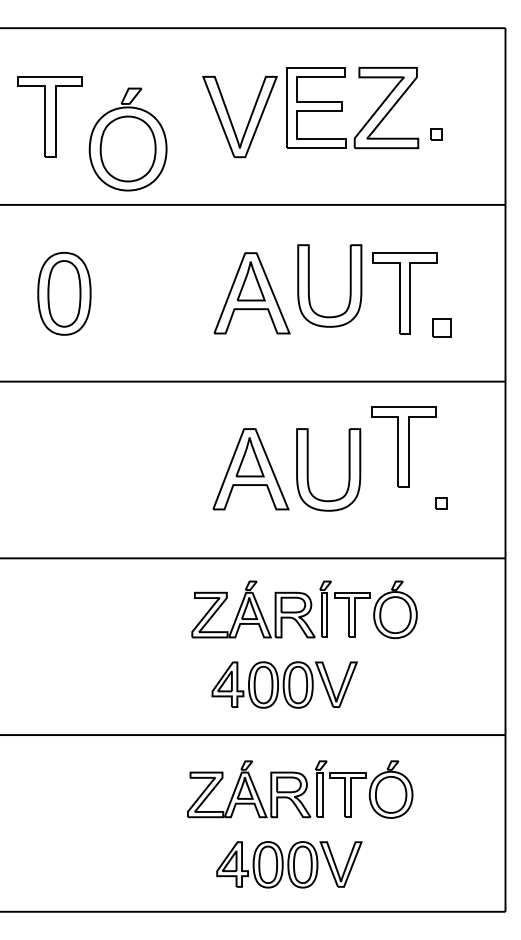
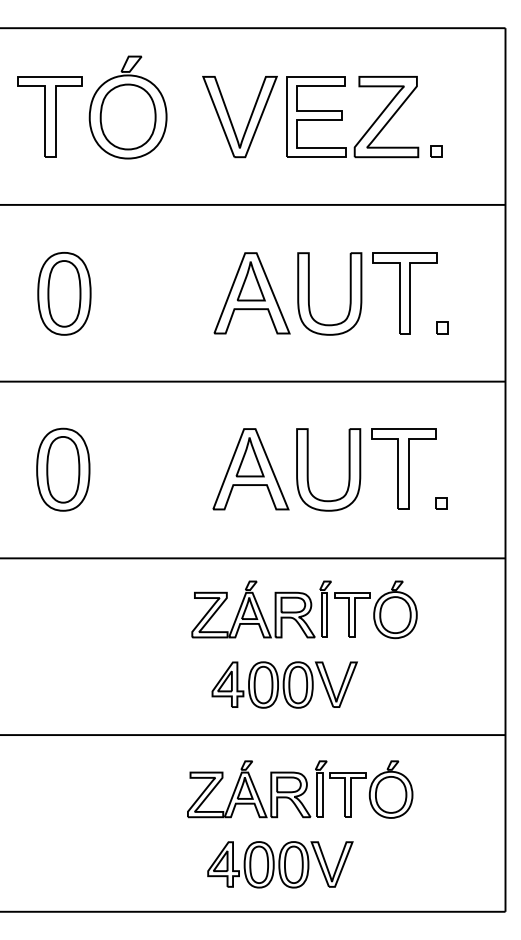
part position: (342, 108) -> (342, 117) (342, 117)
part position: (436, 134) -> (436, 151) (436, 151)
part position: (127, 139) -> (127, 107) (127, 107)
part position: (309, 285) -> (309, 293) (309, 293)
part size: 20x20 px -> 13x14 px (442, 327)
part position: (403, 446) -> (403, 468) (403, 468)
part: none -> present (63, 469)
part position: (289, 864) -> (280, 864) (280, 864)
